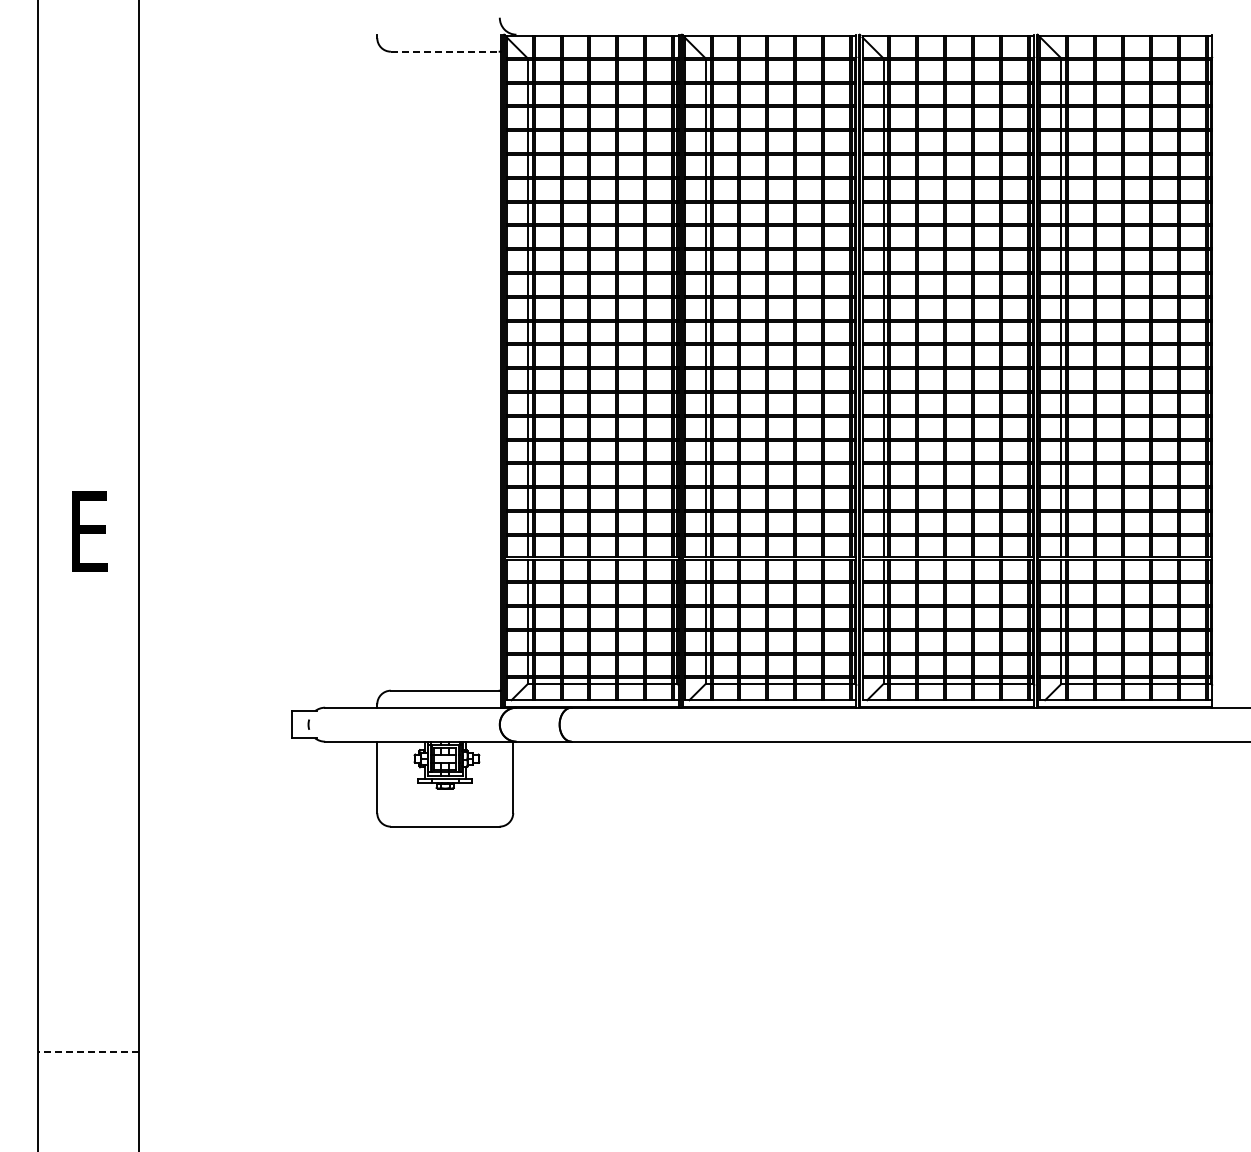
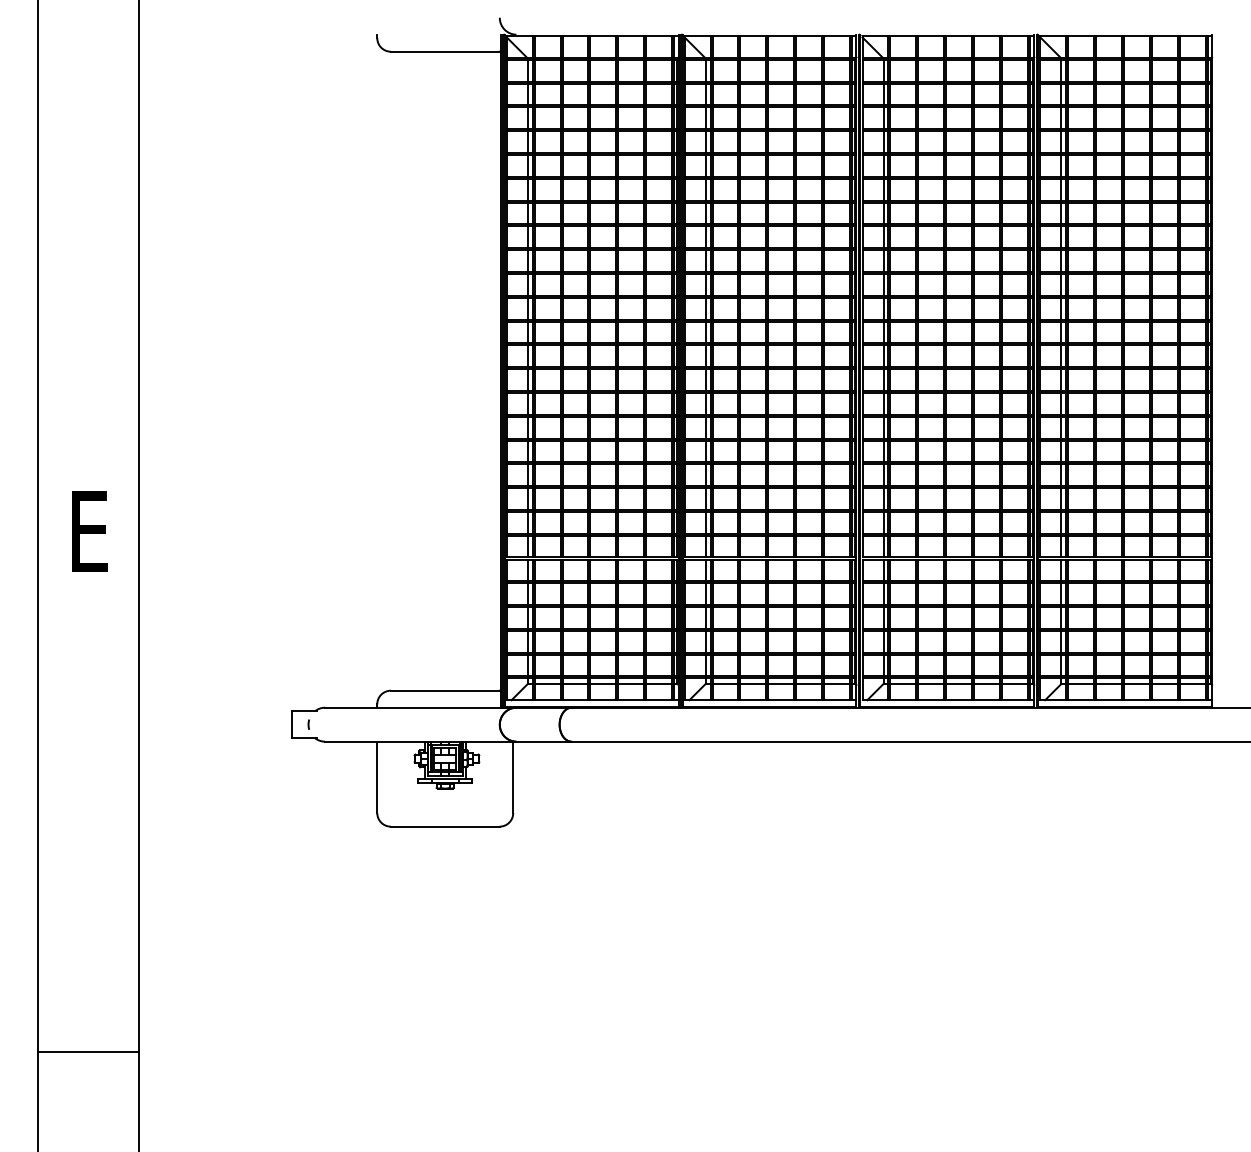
line: dashed -> solid (445, 51)
line: dashed -> solid (88, 1051)
